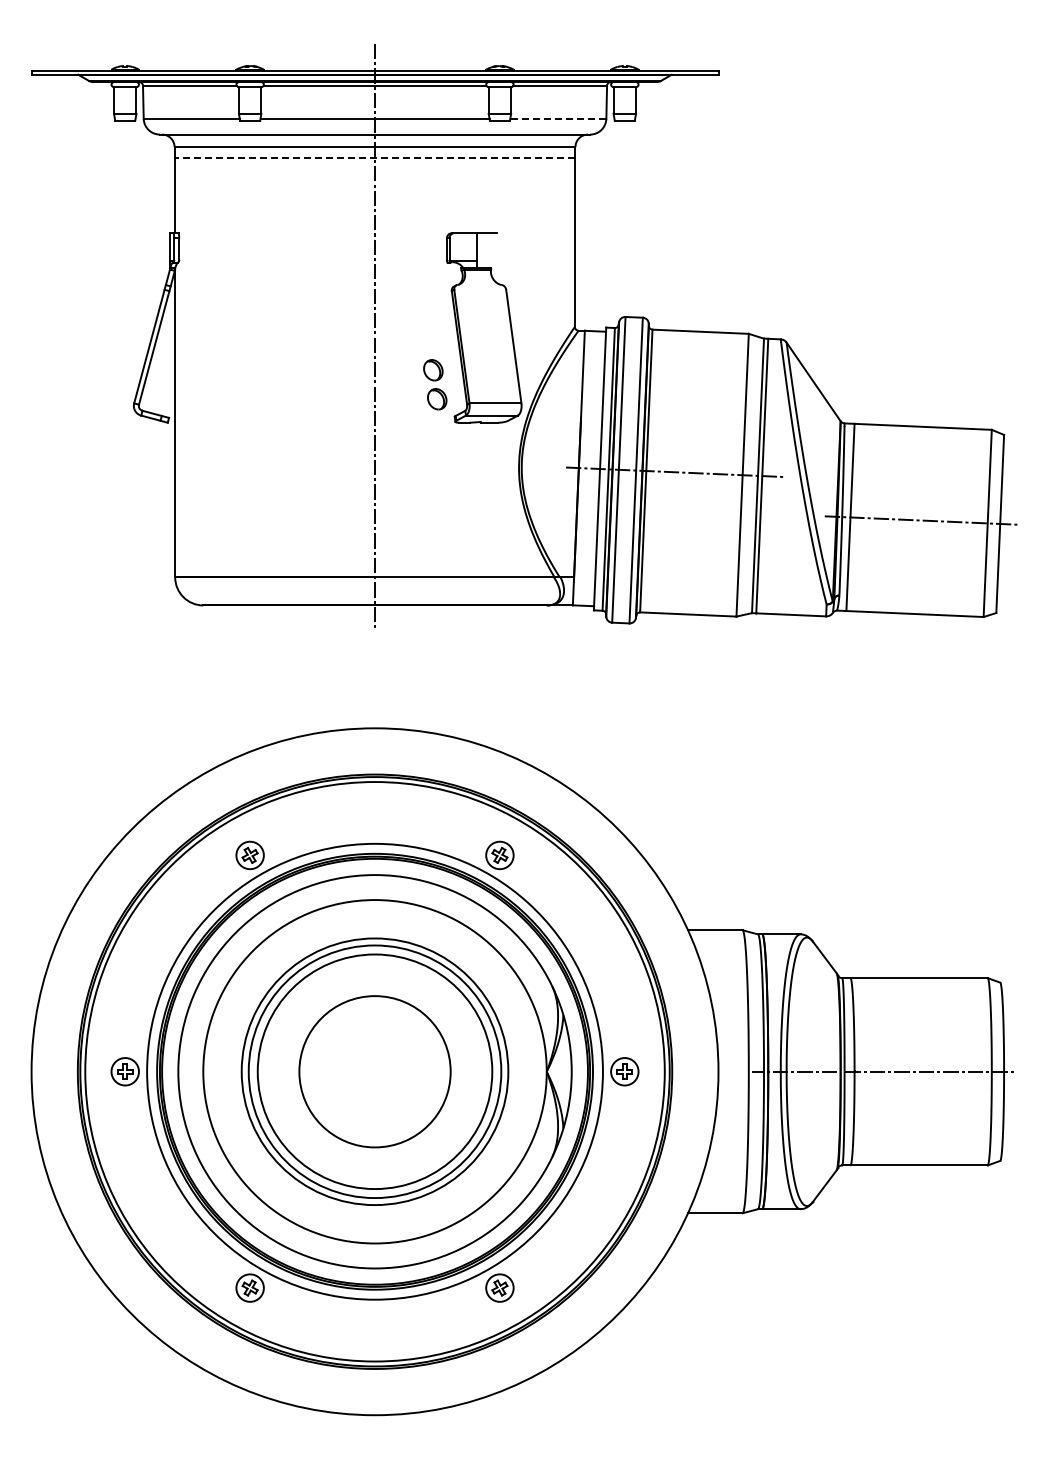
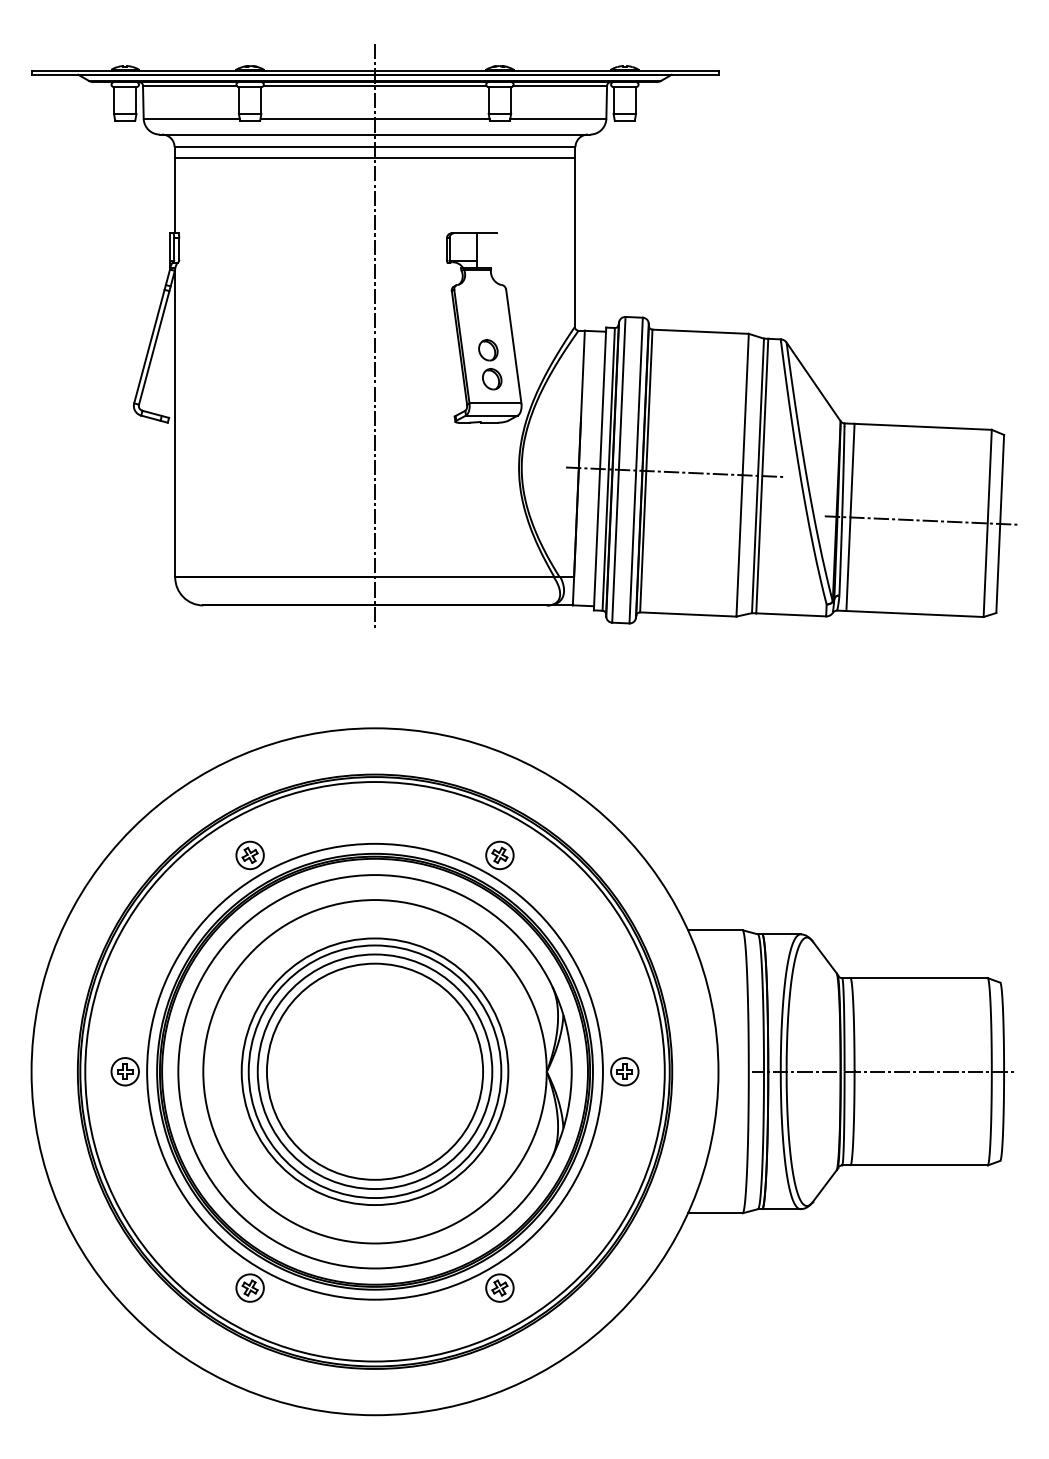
line: dashed -> solid (557, 118)
line: dashed -> solid (374, 158)
part position: (435, 384) -> (490, 364) (490, 364)
circle diameter: 151 px -> 216 px (374, 1071)
